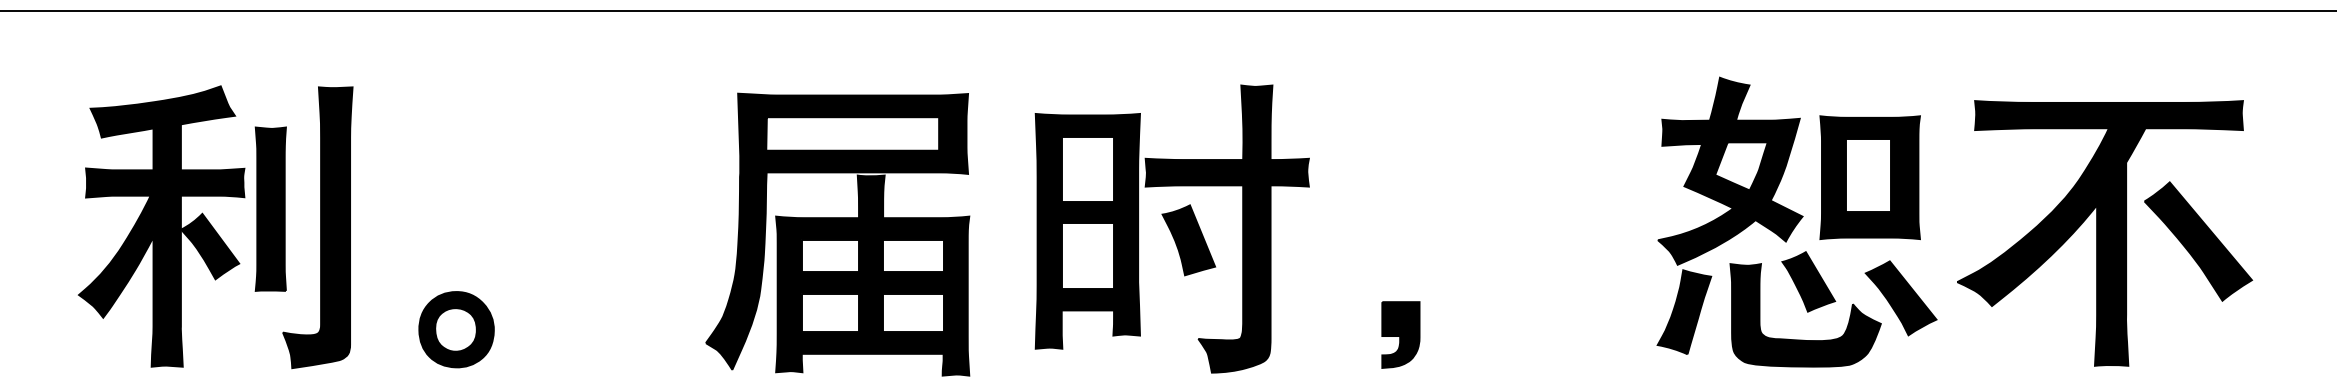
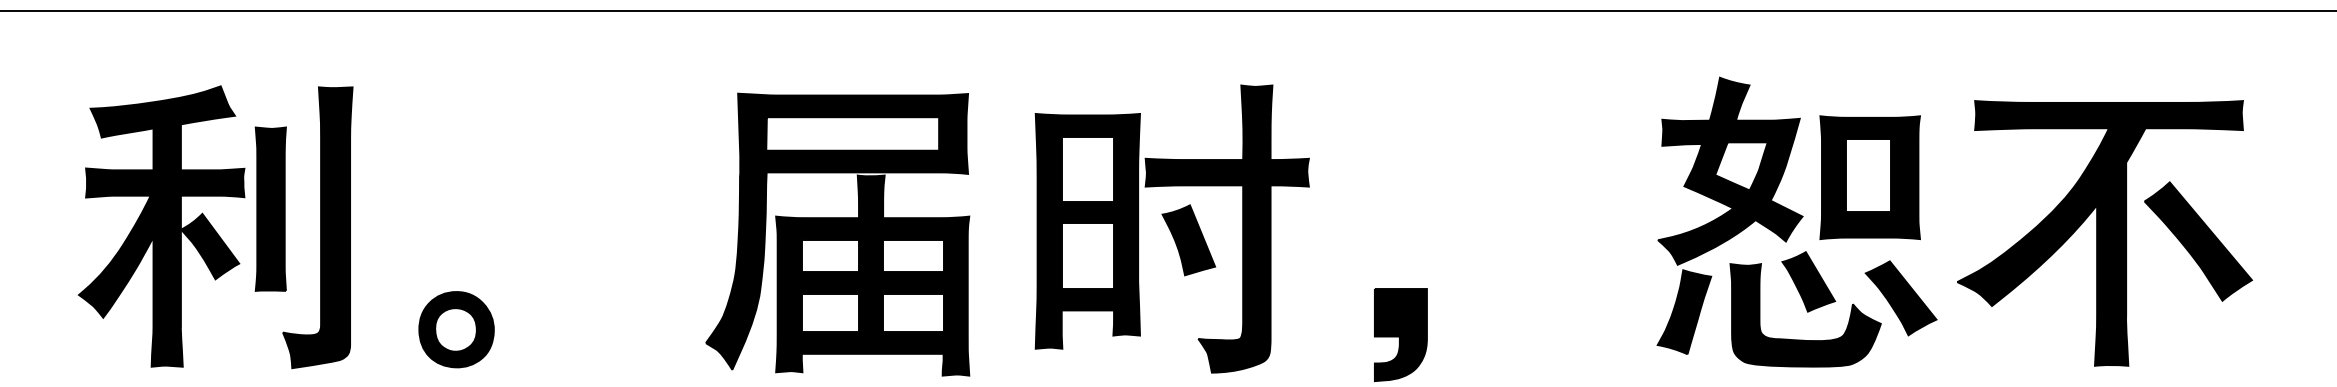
part size: 40x68 px -> 54x95 px (1400, 335)
